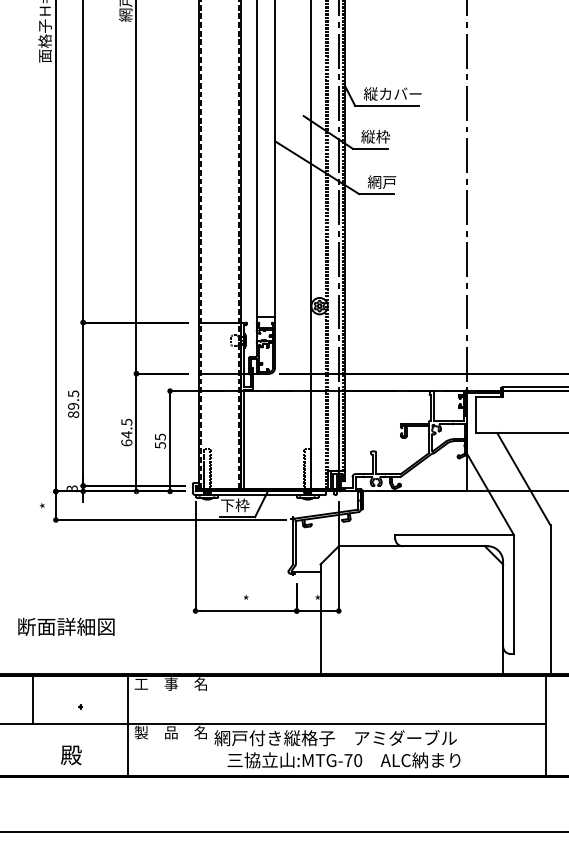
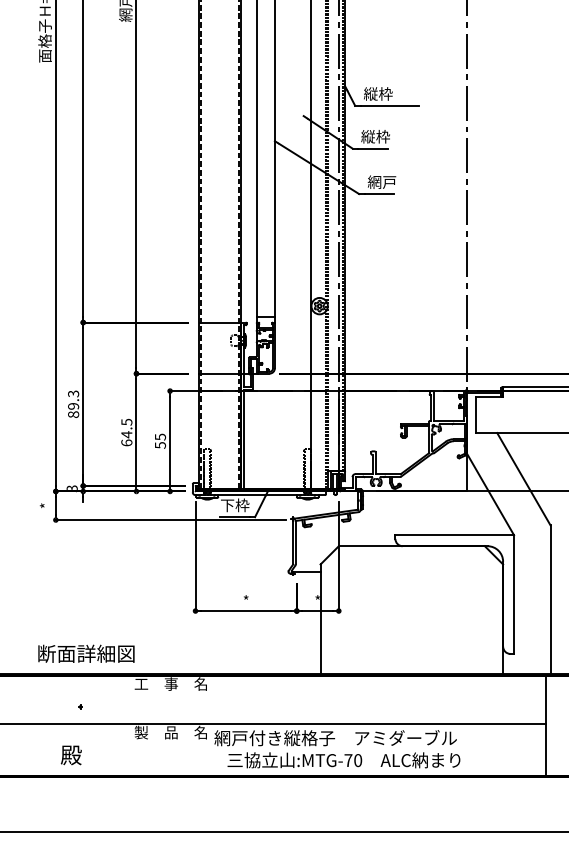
text: 縦カバー -> 縦枠 (400, 93)
text: 89.5 -> 89.3 (73, 393)
text position: (66, 626) -> (86, 653) (86, 653)
line: present -> none (32, 700)
line: present -> none (128, 725)
